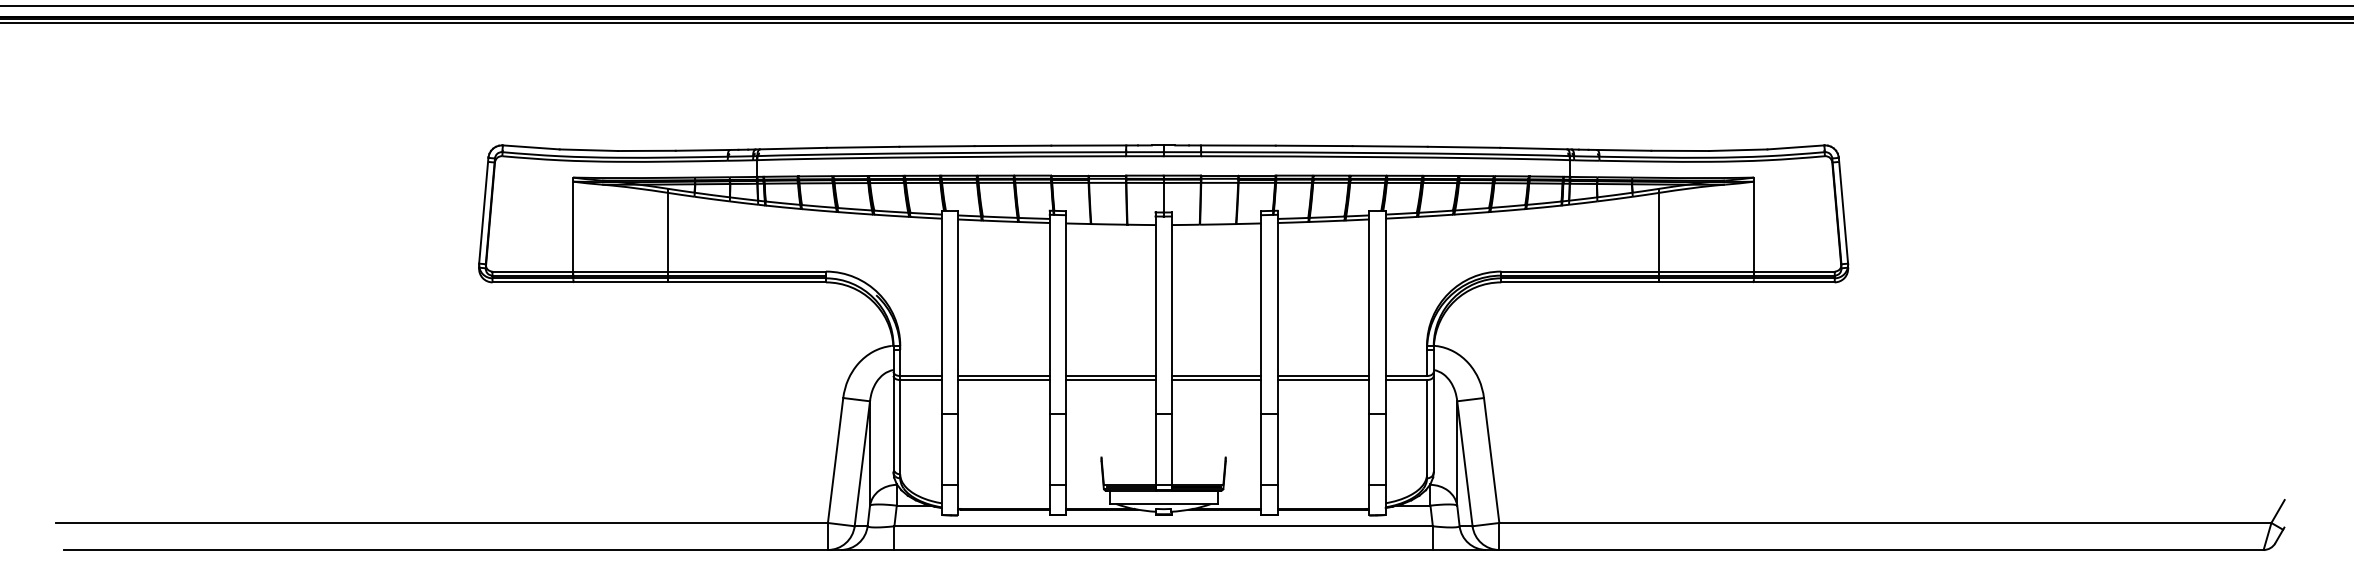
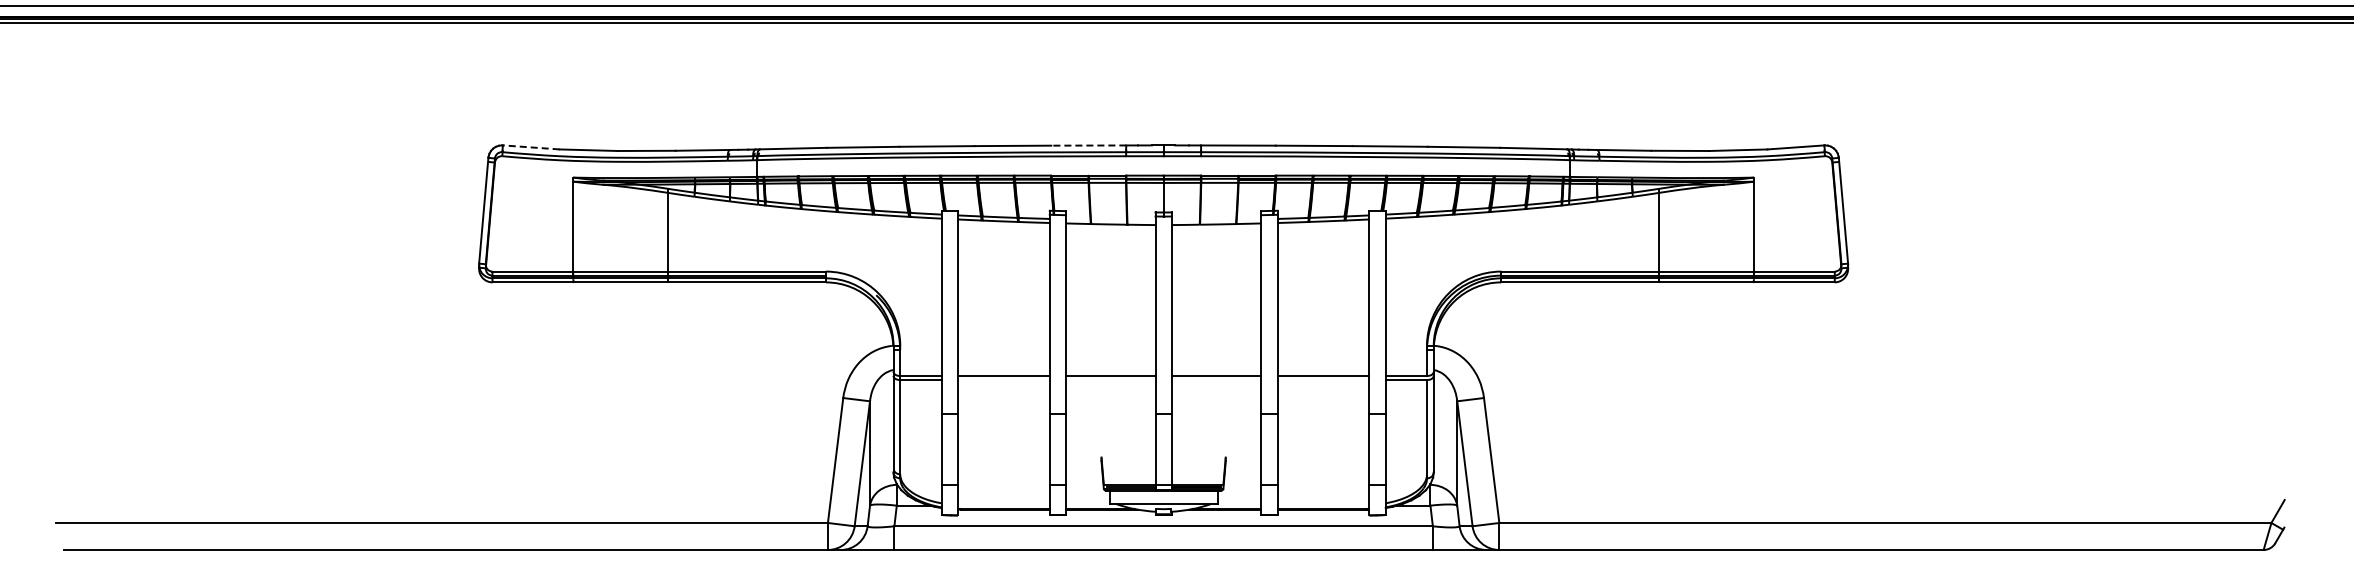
line: solid -> dashed (1088, 145)
line: solid -> dashed (530, 147)
line: present -> none (1003, 380)
line: present -> none (1110, 380)
line: present -> none (1216, 380)
line: present -> none (1323, 380)
